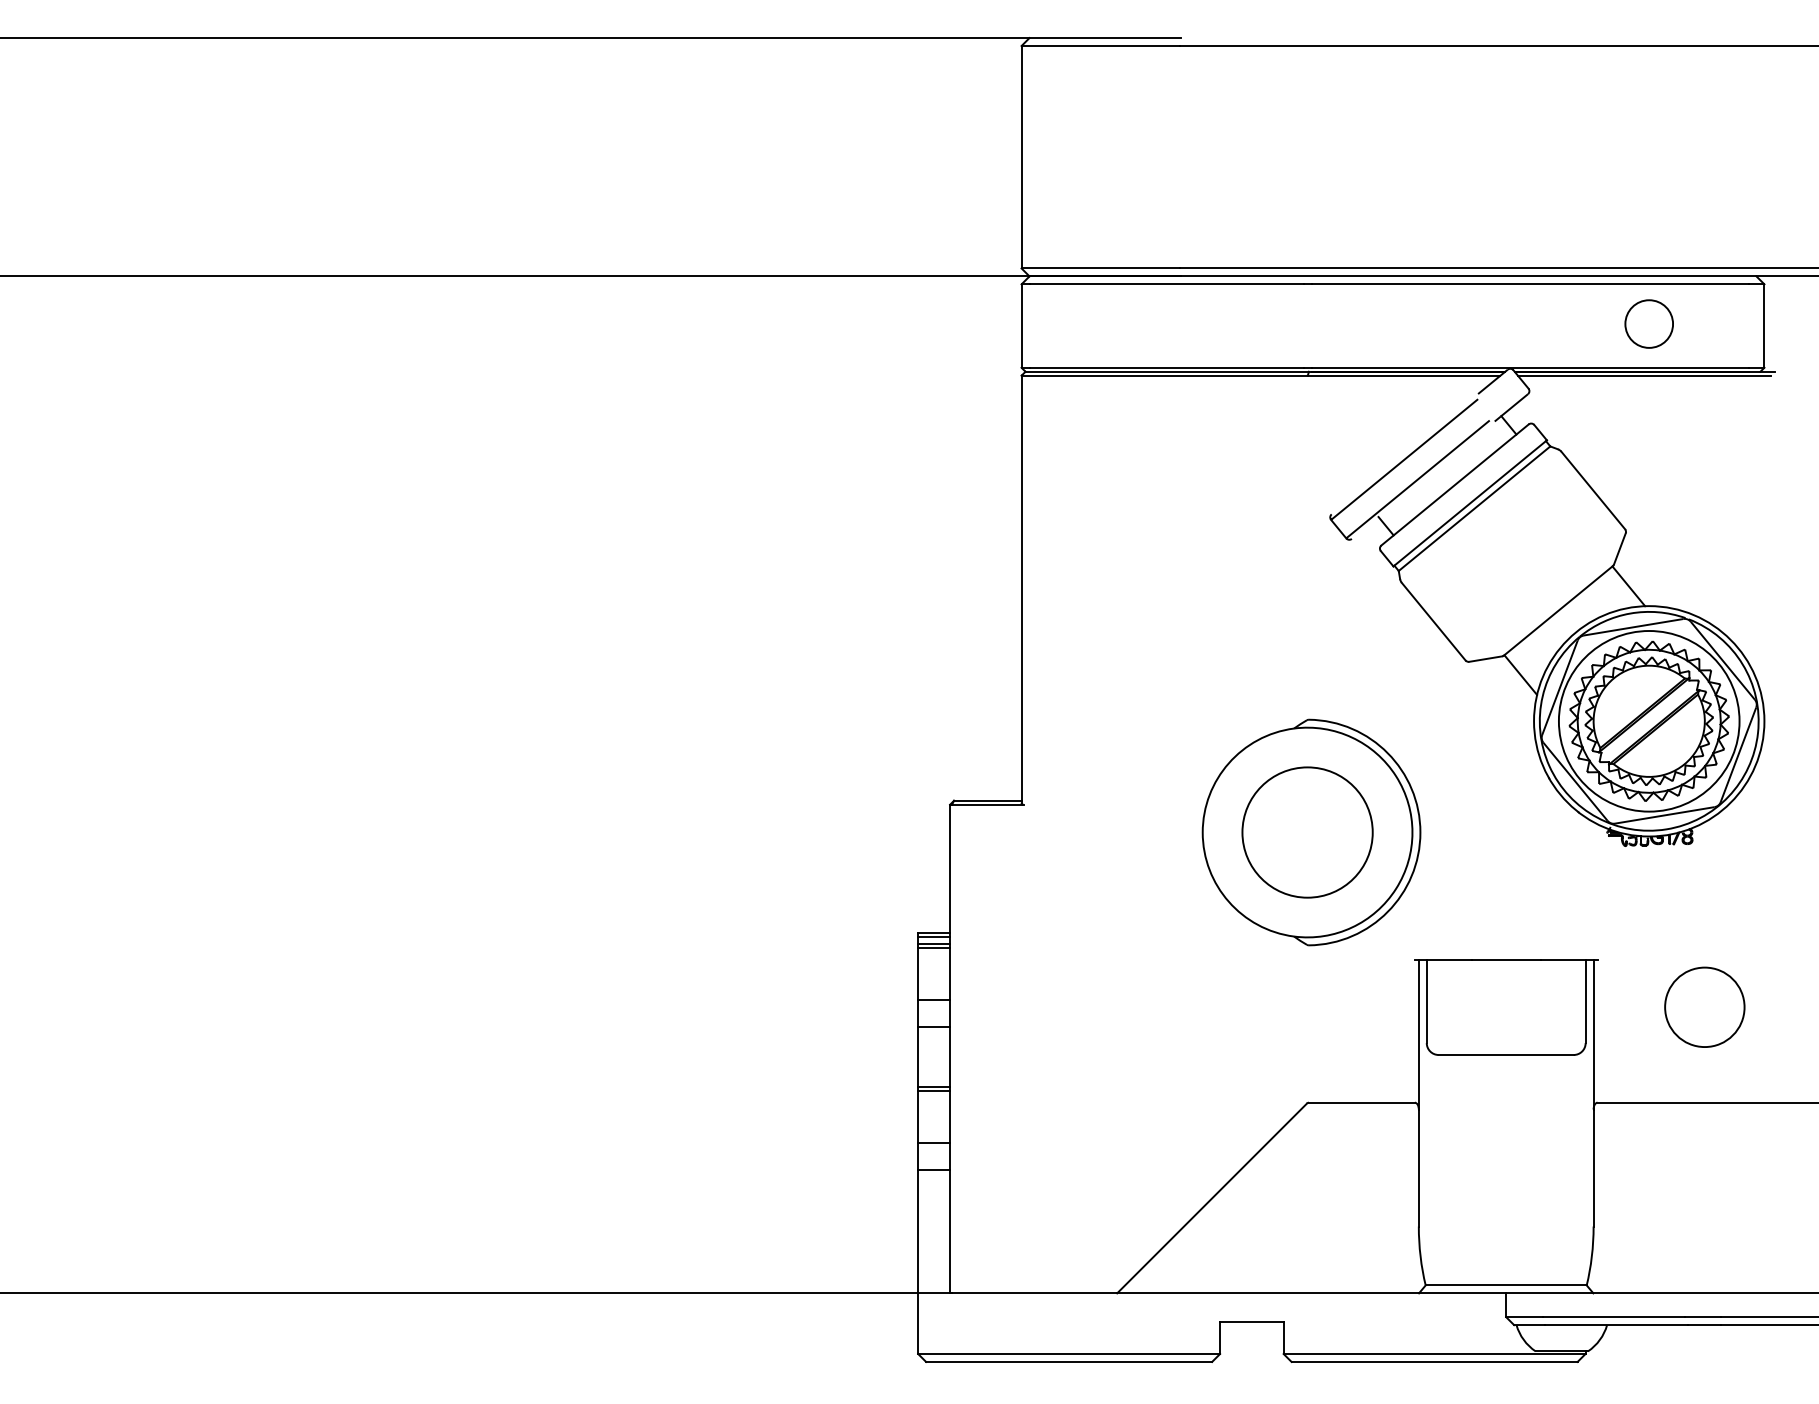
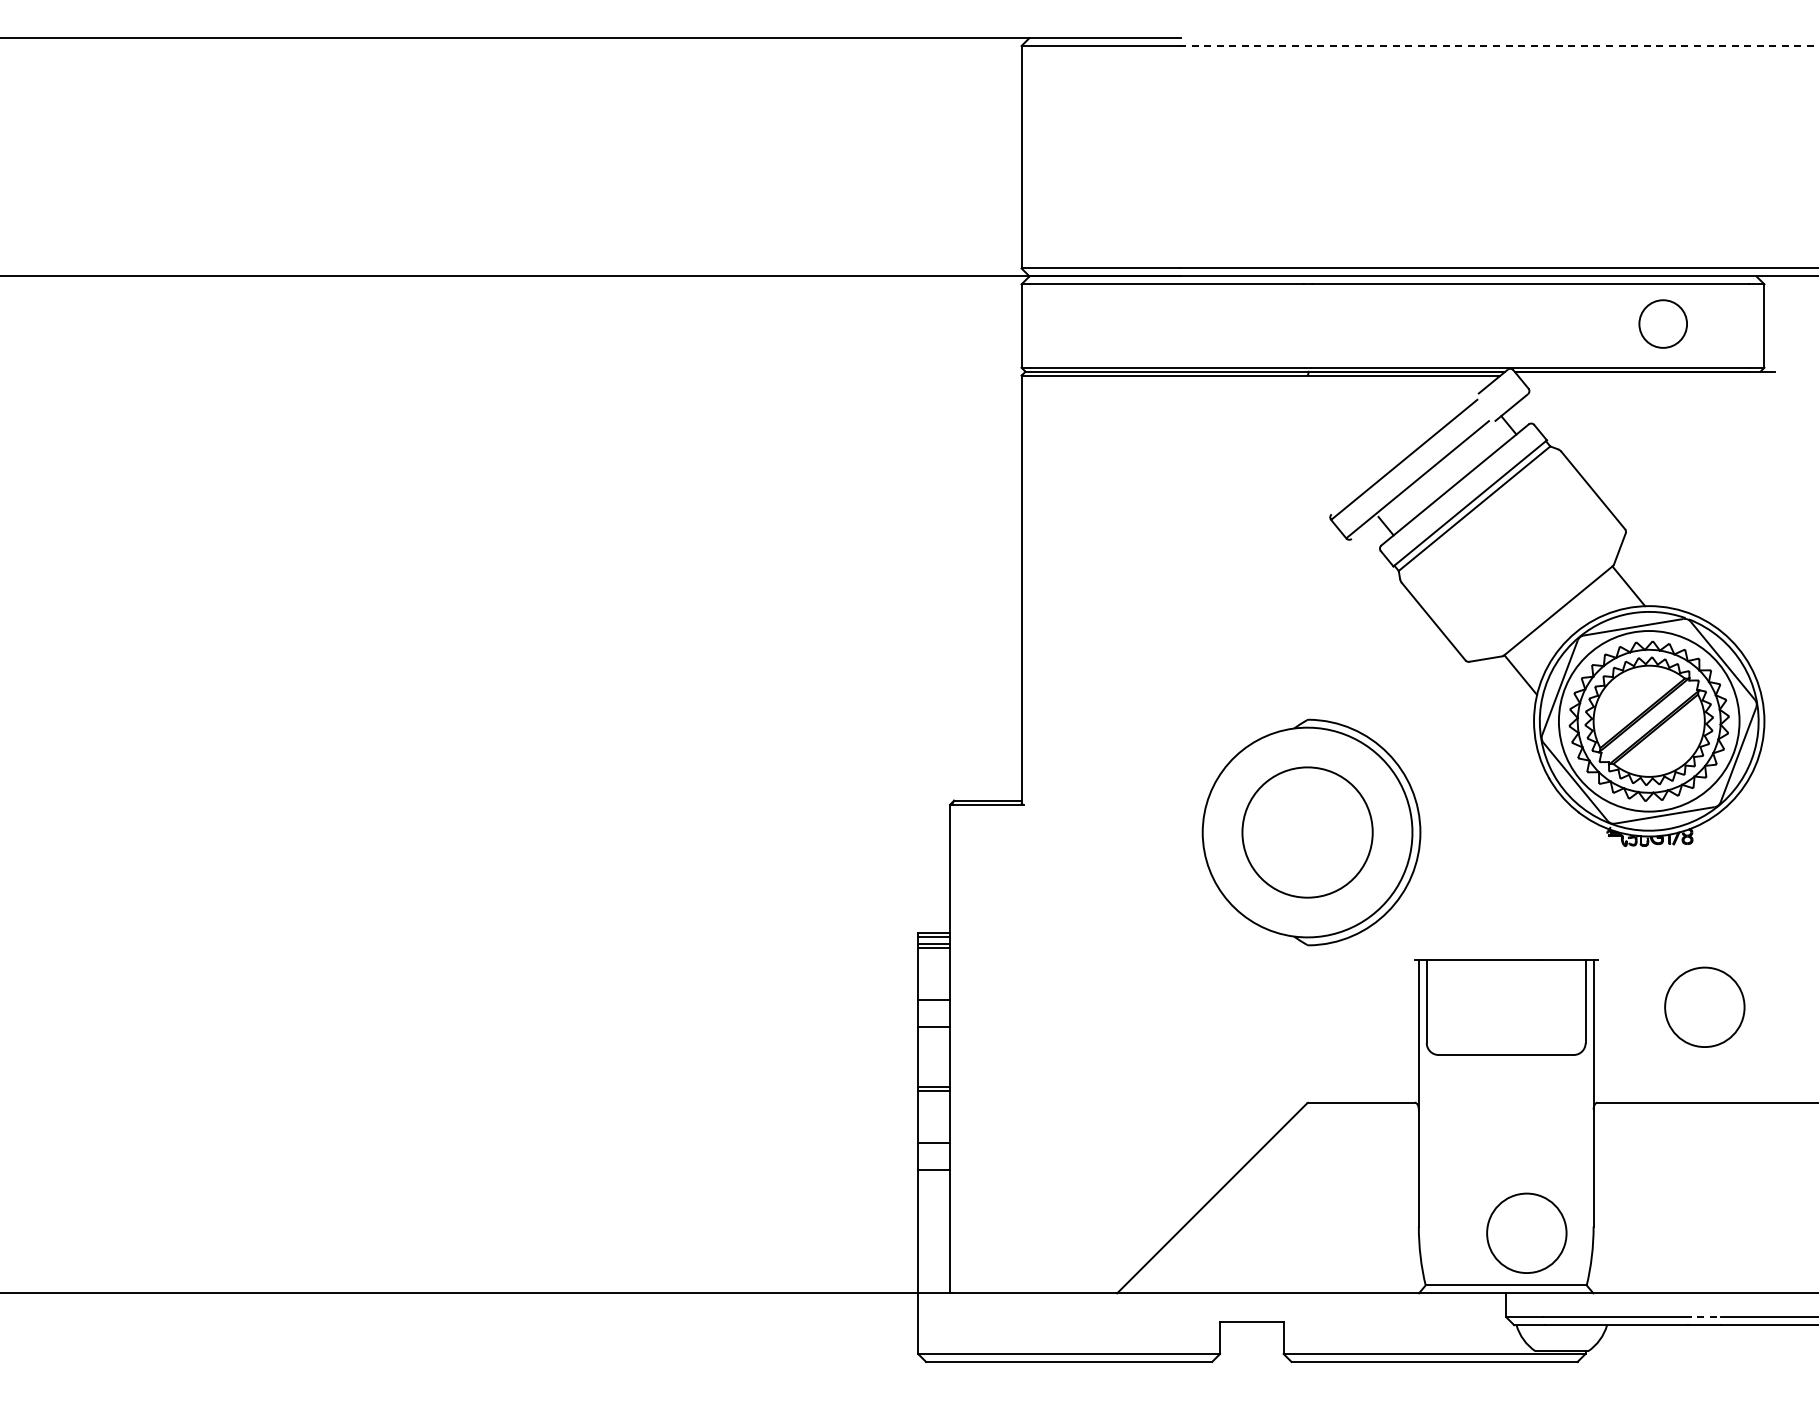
line: solid -> dashed (1499, 46)
circle position: (1648, 323) -> (1662, 323) (1662, 323)
line: present -> none (1643, 375)
circle: none -> present (1526, 1232)
line: solid -> dashed (1702, 1317)
